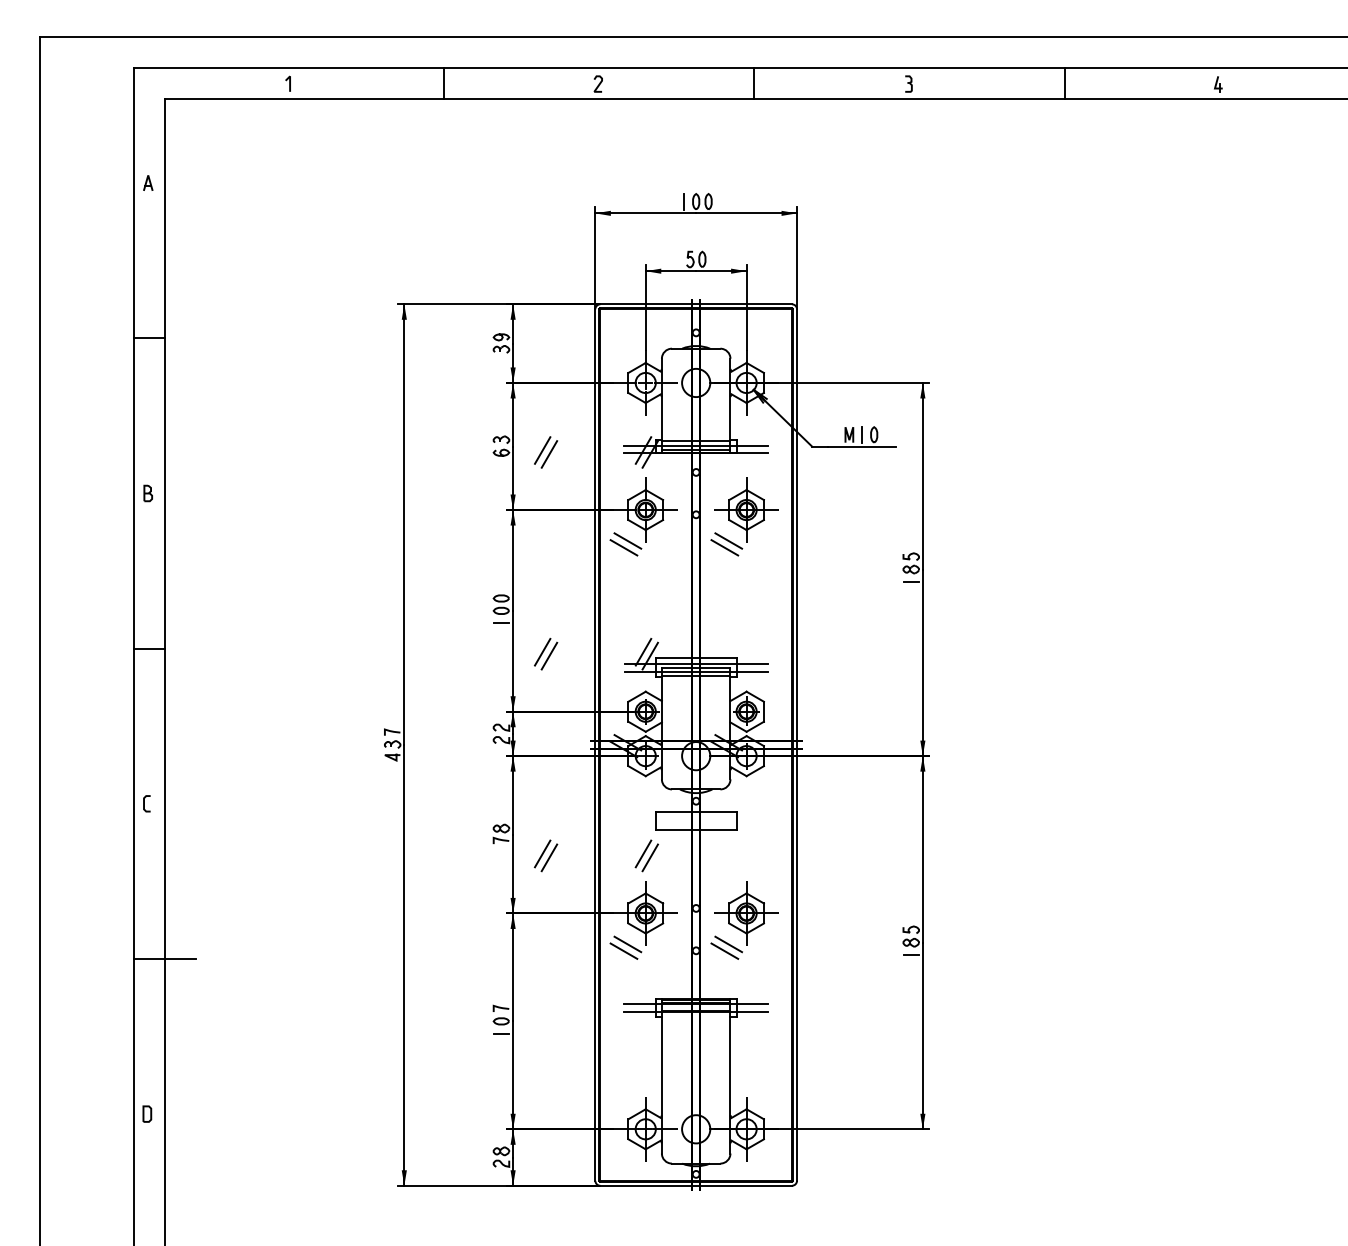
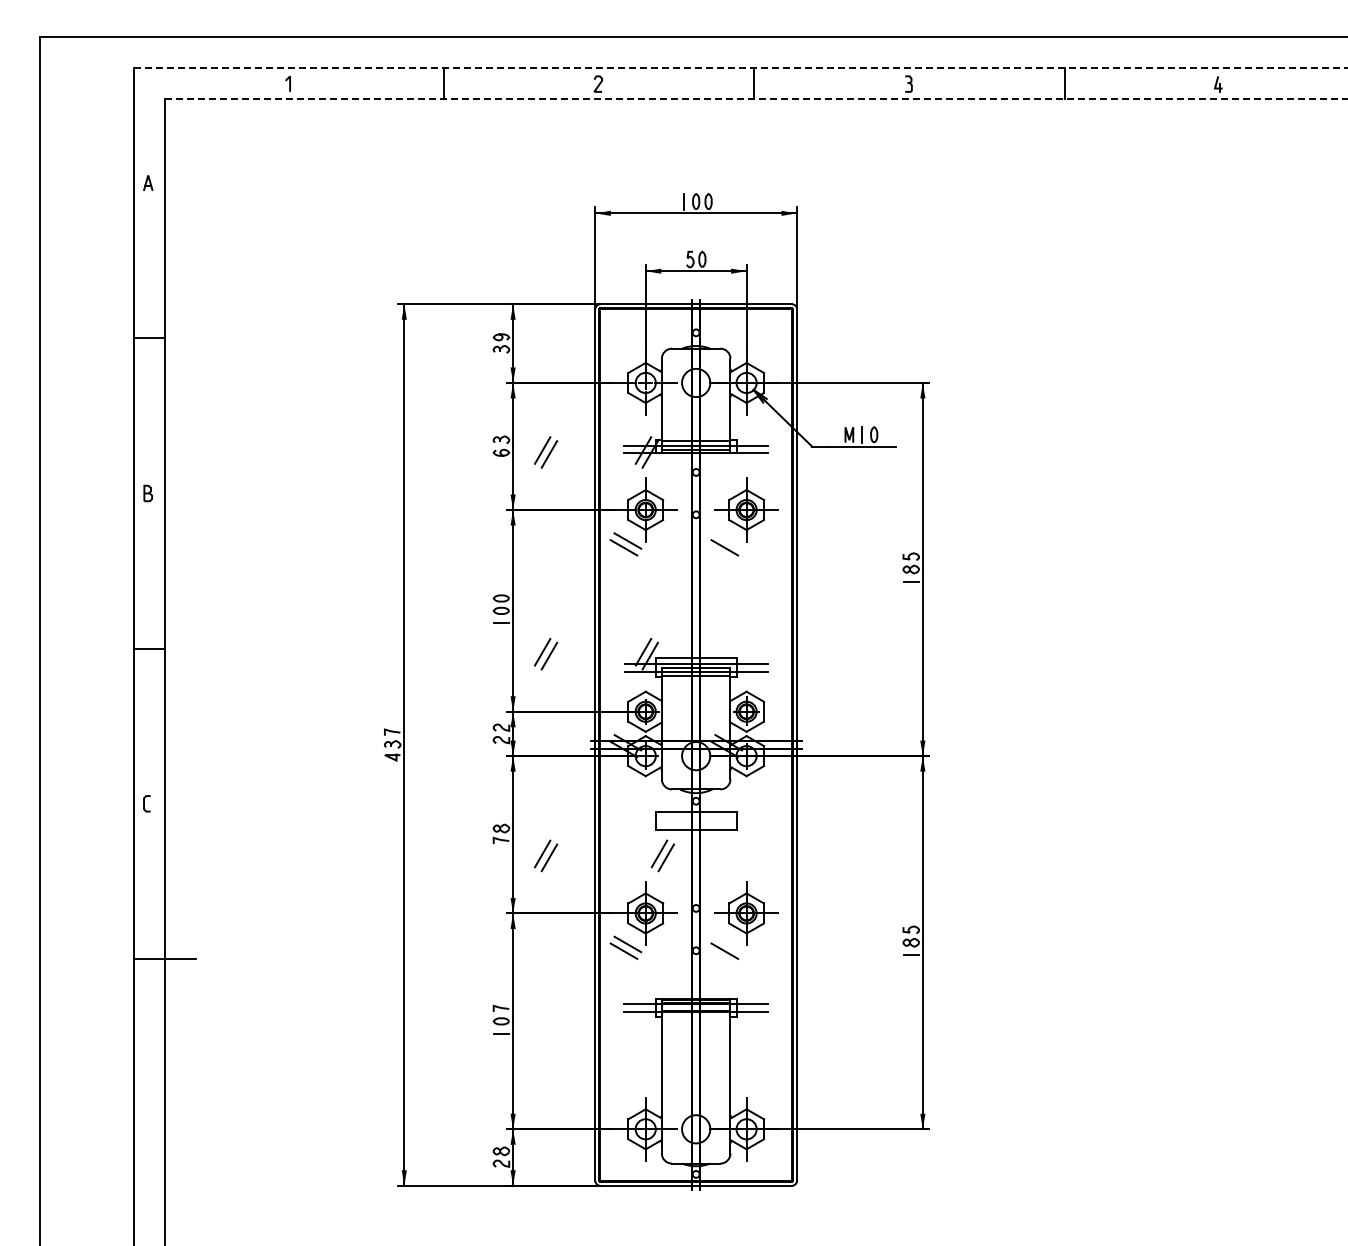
line: solid -> dashed (740, 68)
line: solid -> dashed (756, 99)
line: present -> none (728, 540)
part position: (646, 855) -> (662, 855) (662, 855)
line: present -> none (728, 944)
part: present -> none (147, 1113)
